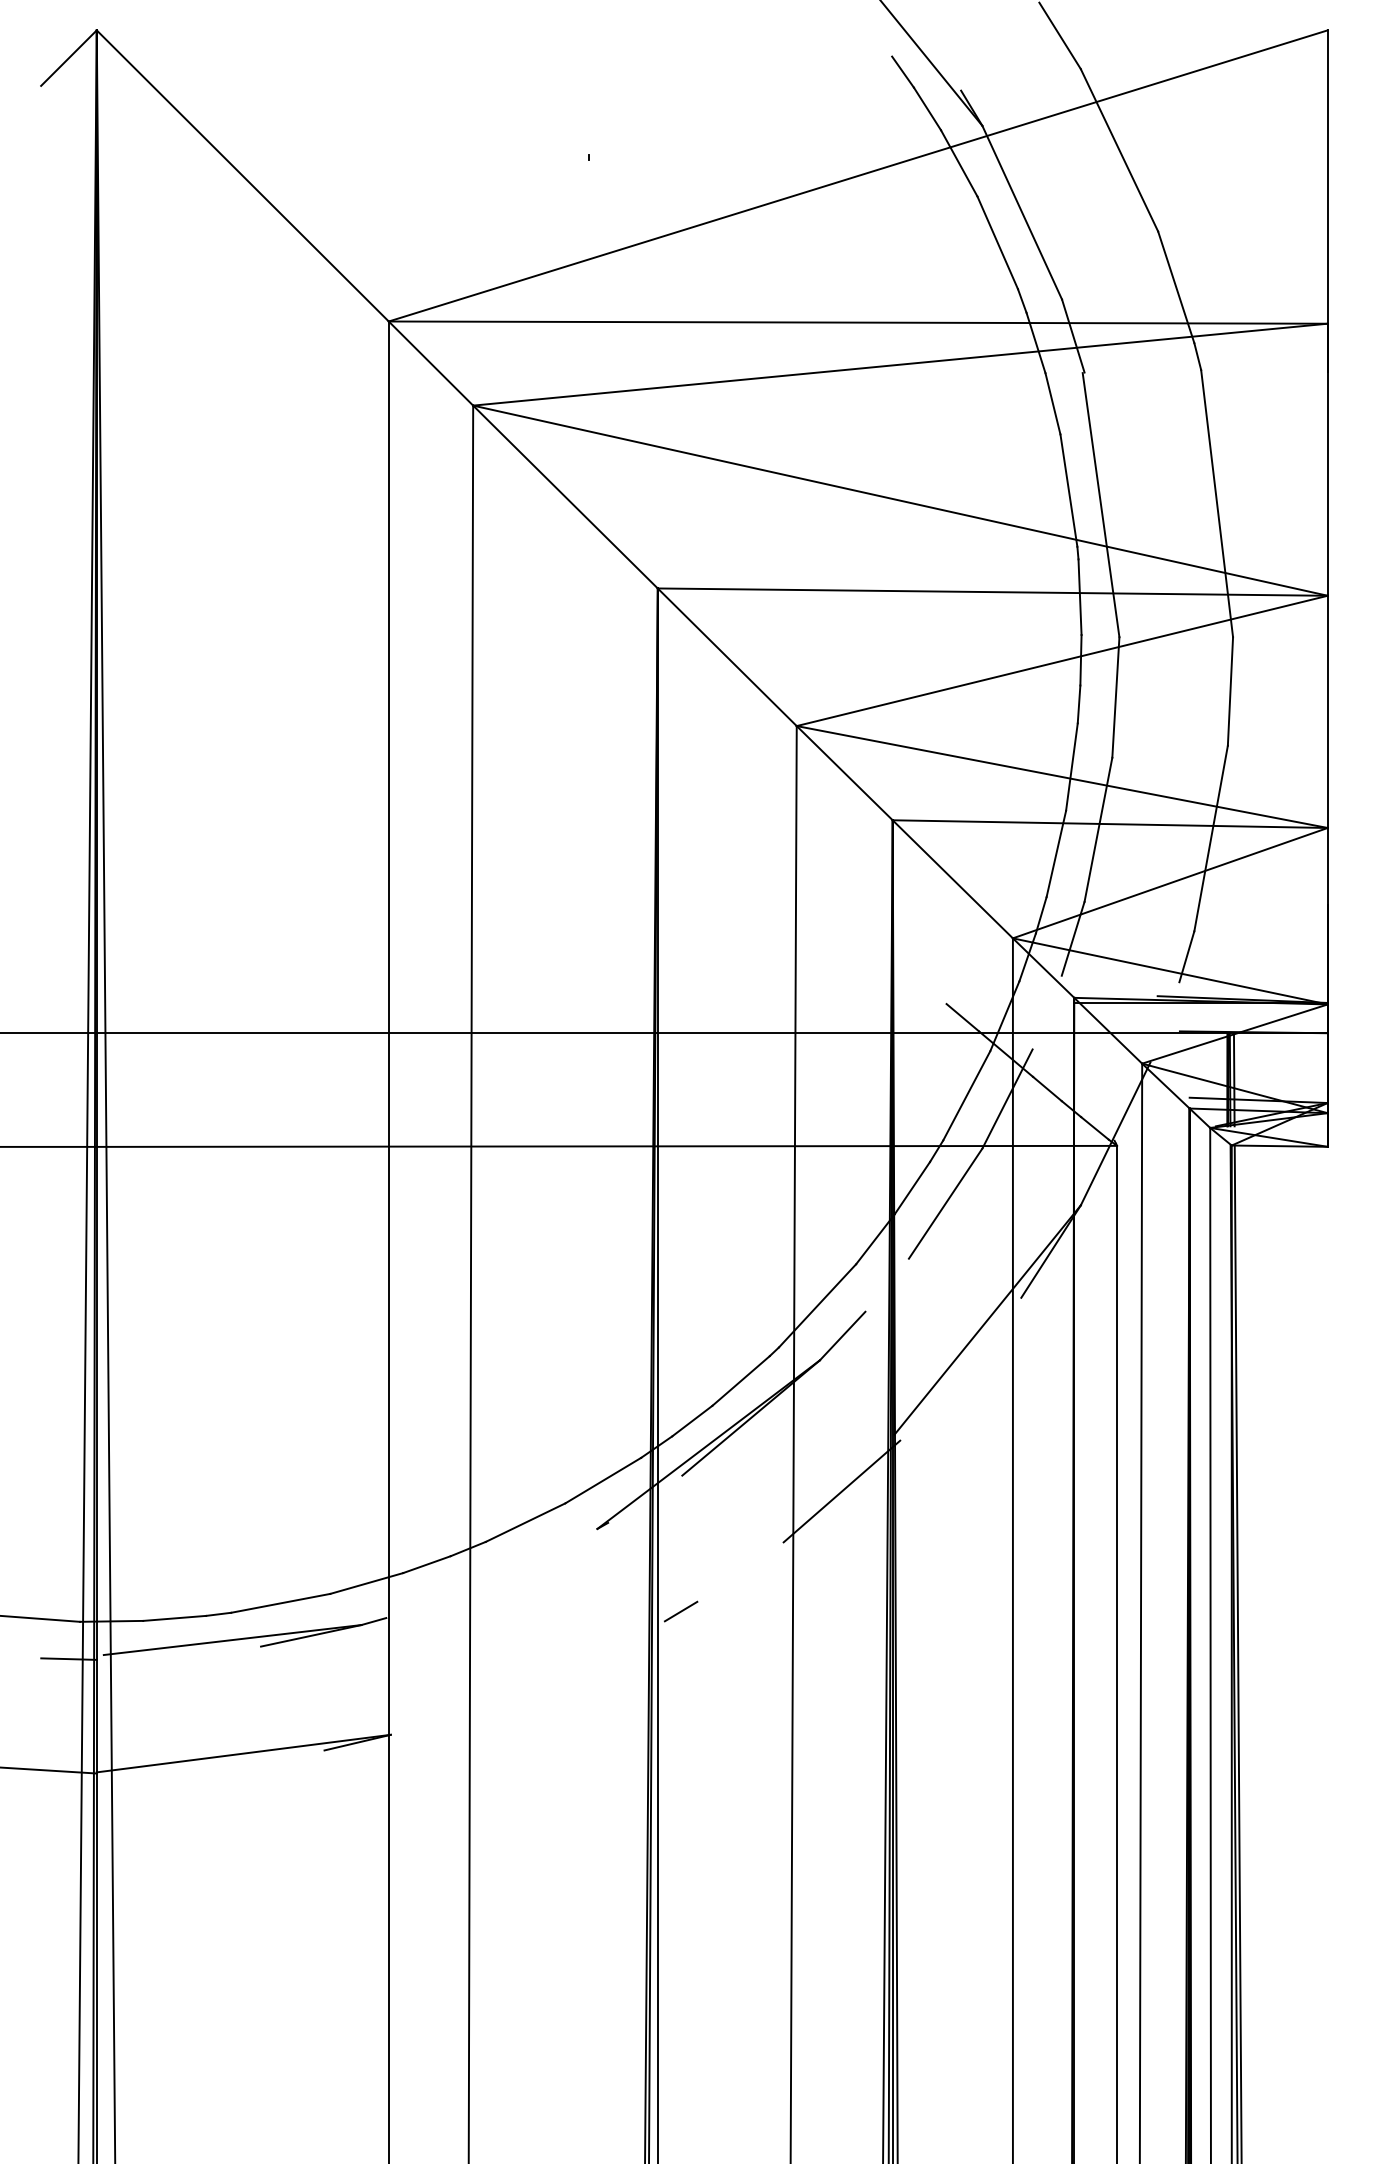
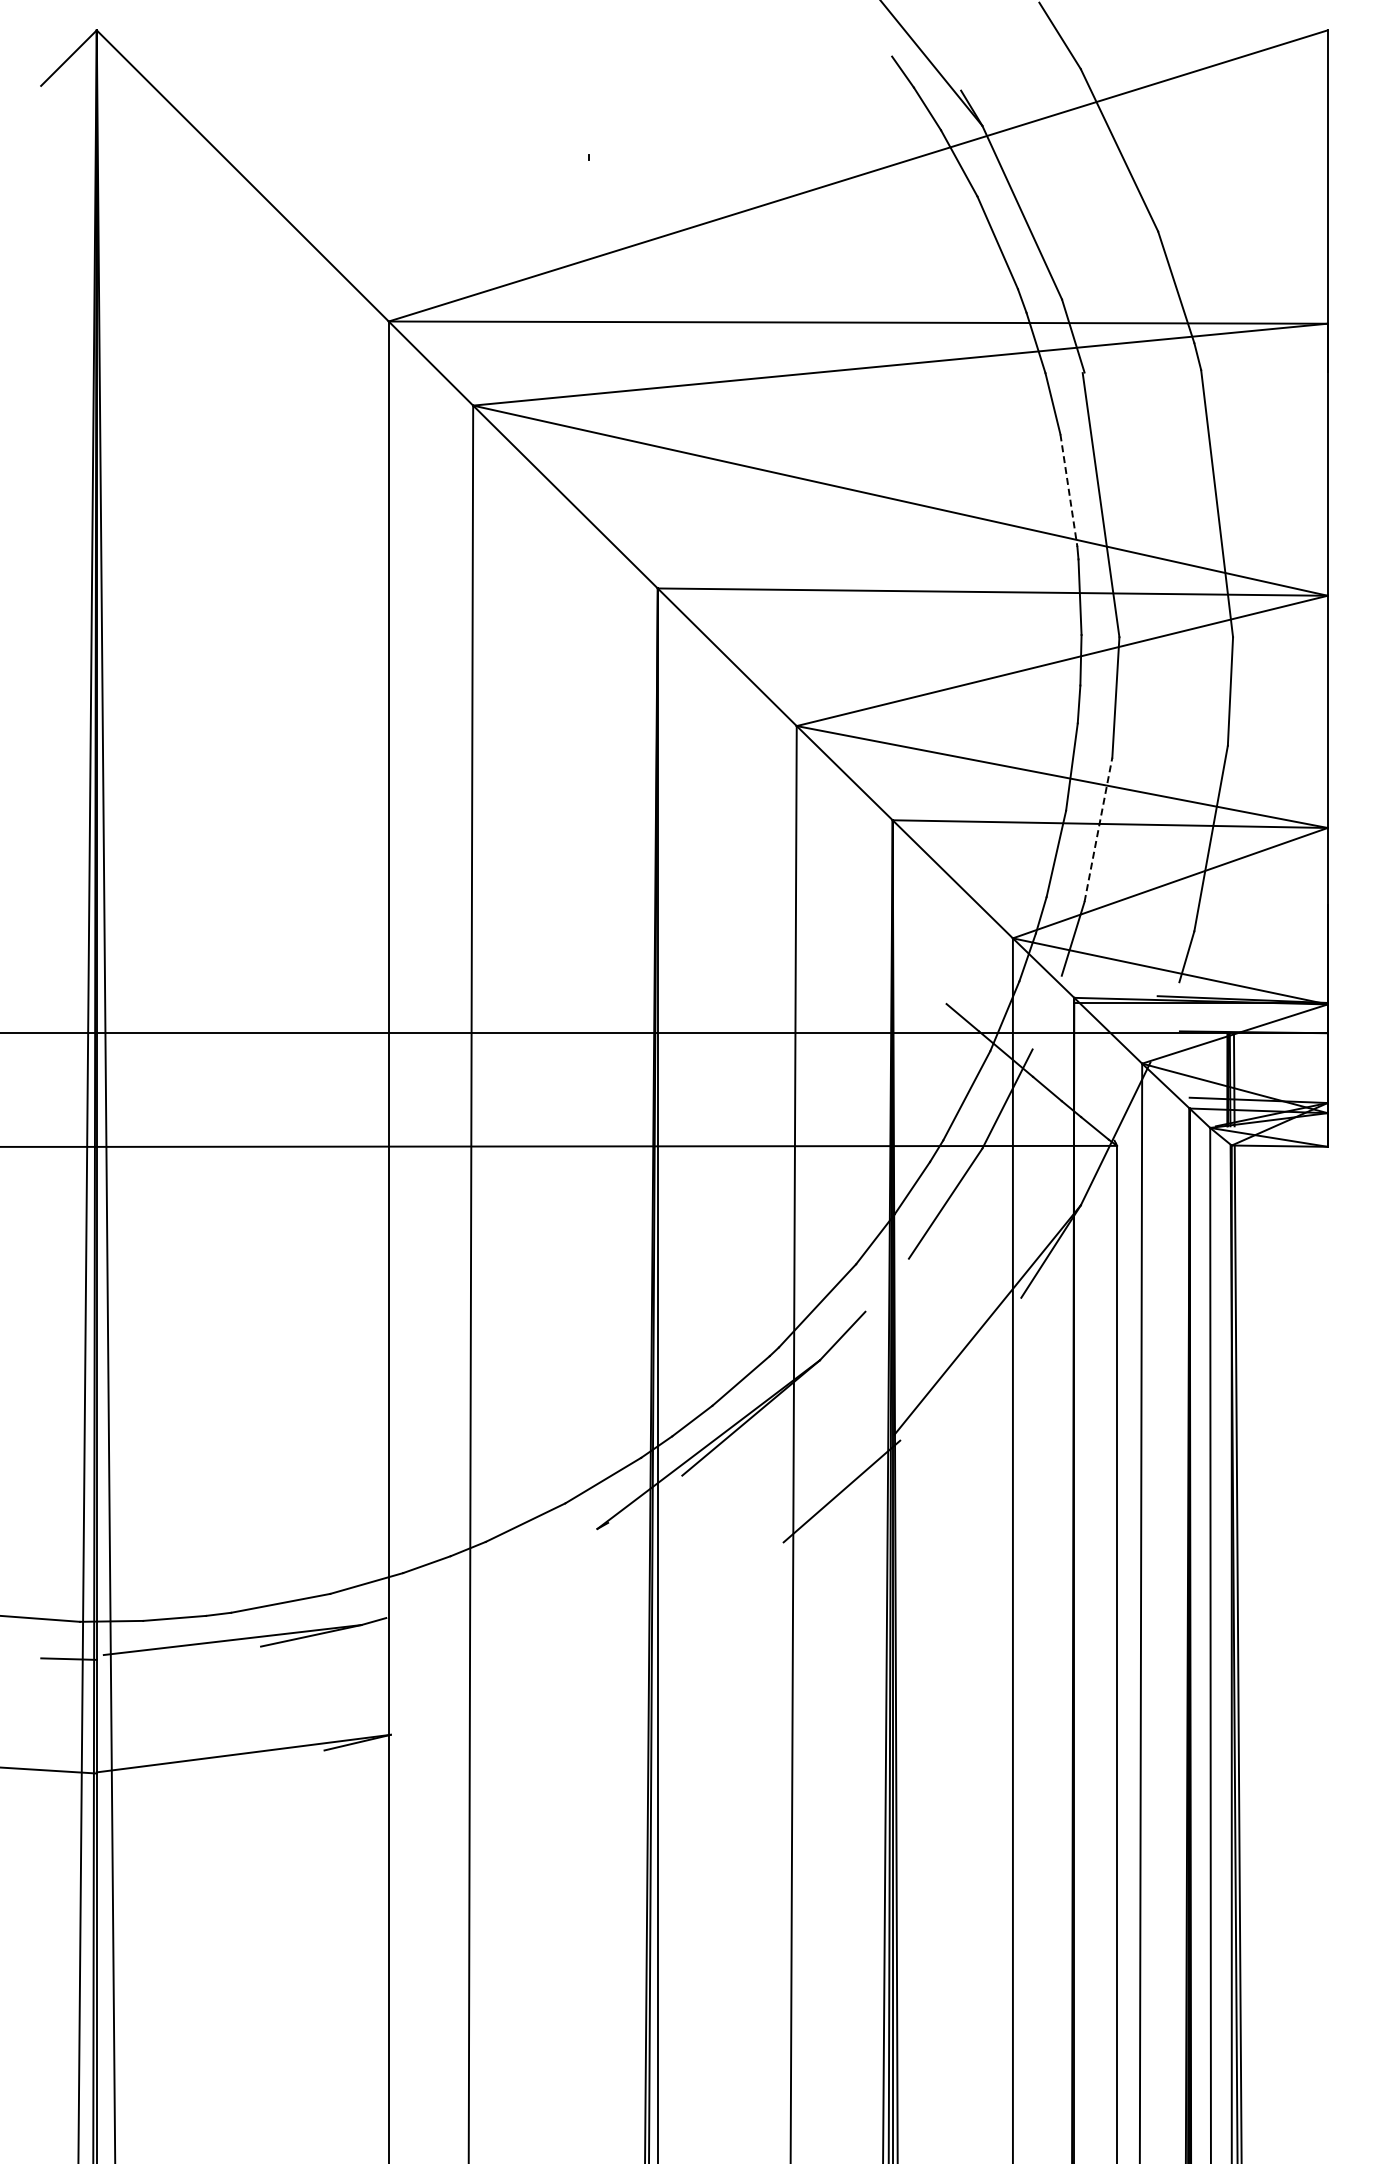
line: solid -> dashed (1068, 490)
line: solid -> dashed (1098, 829)
line: present -> none (680, 1611)
